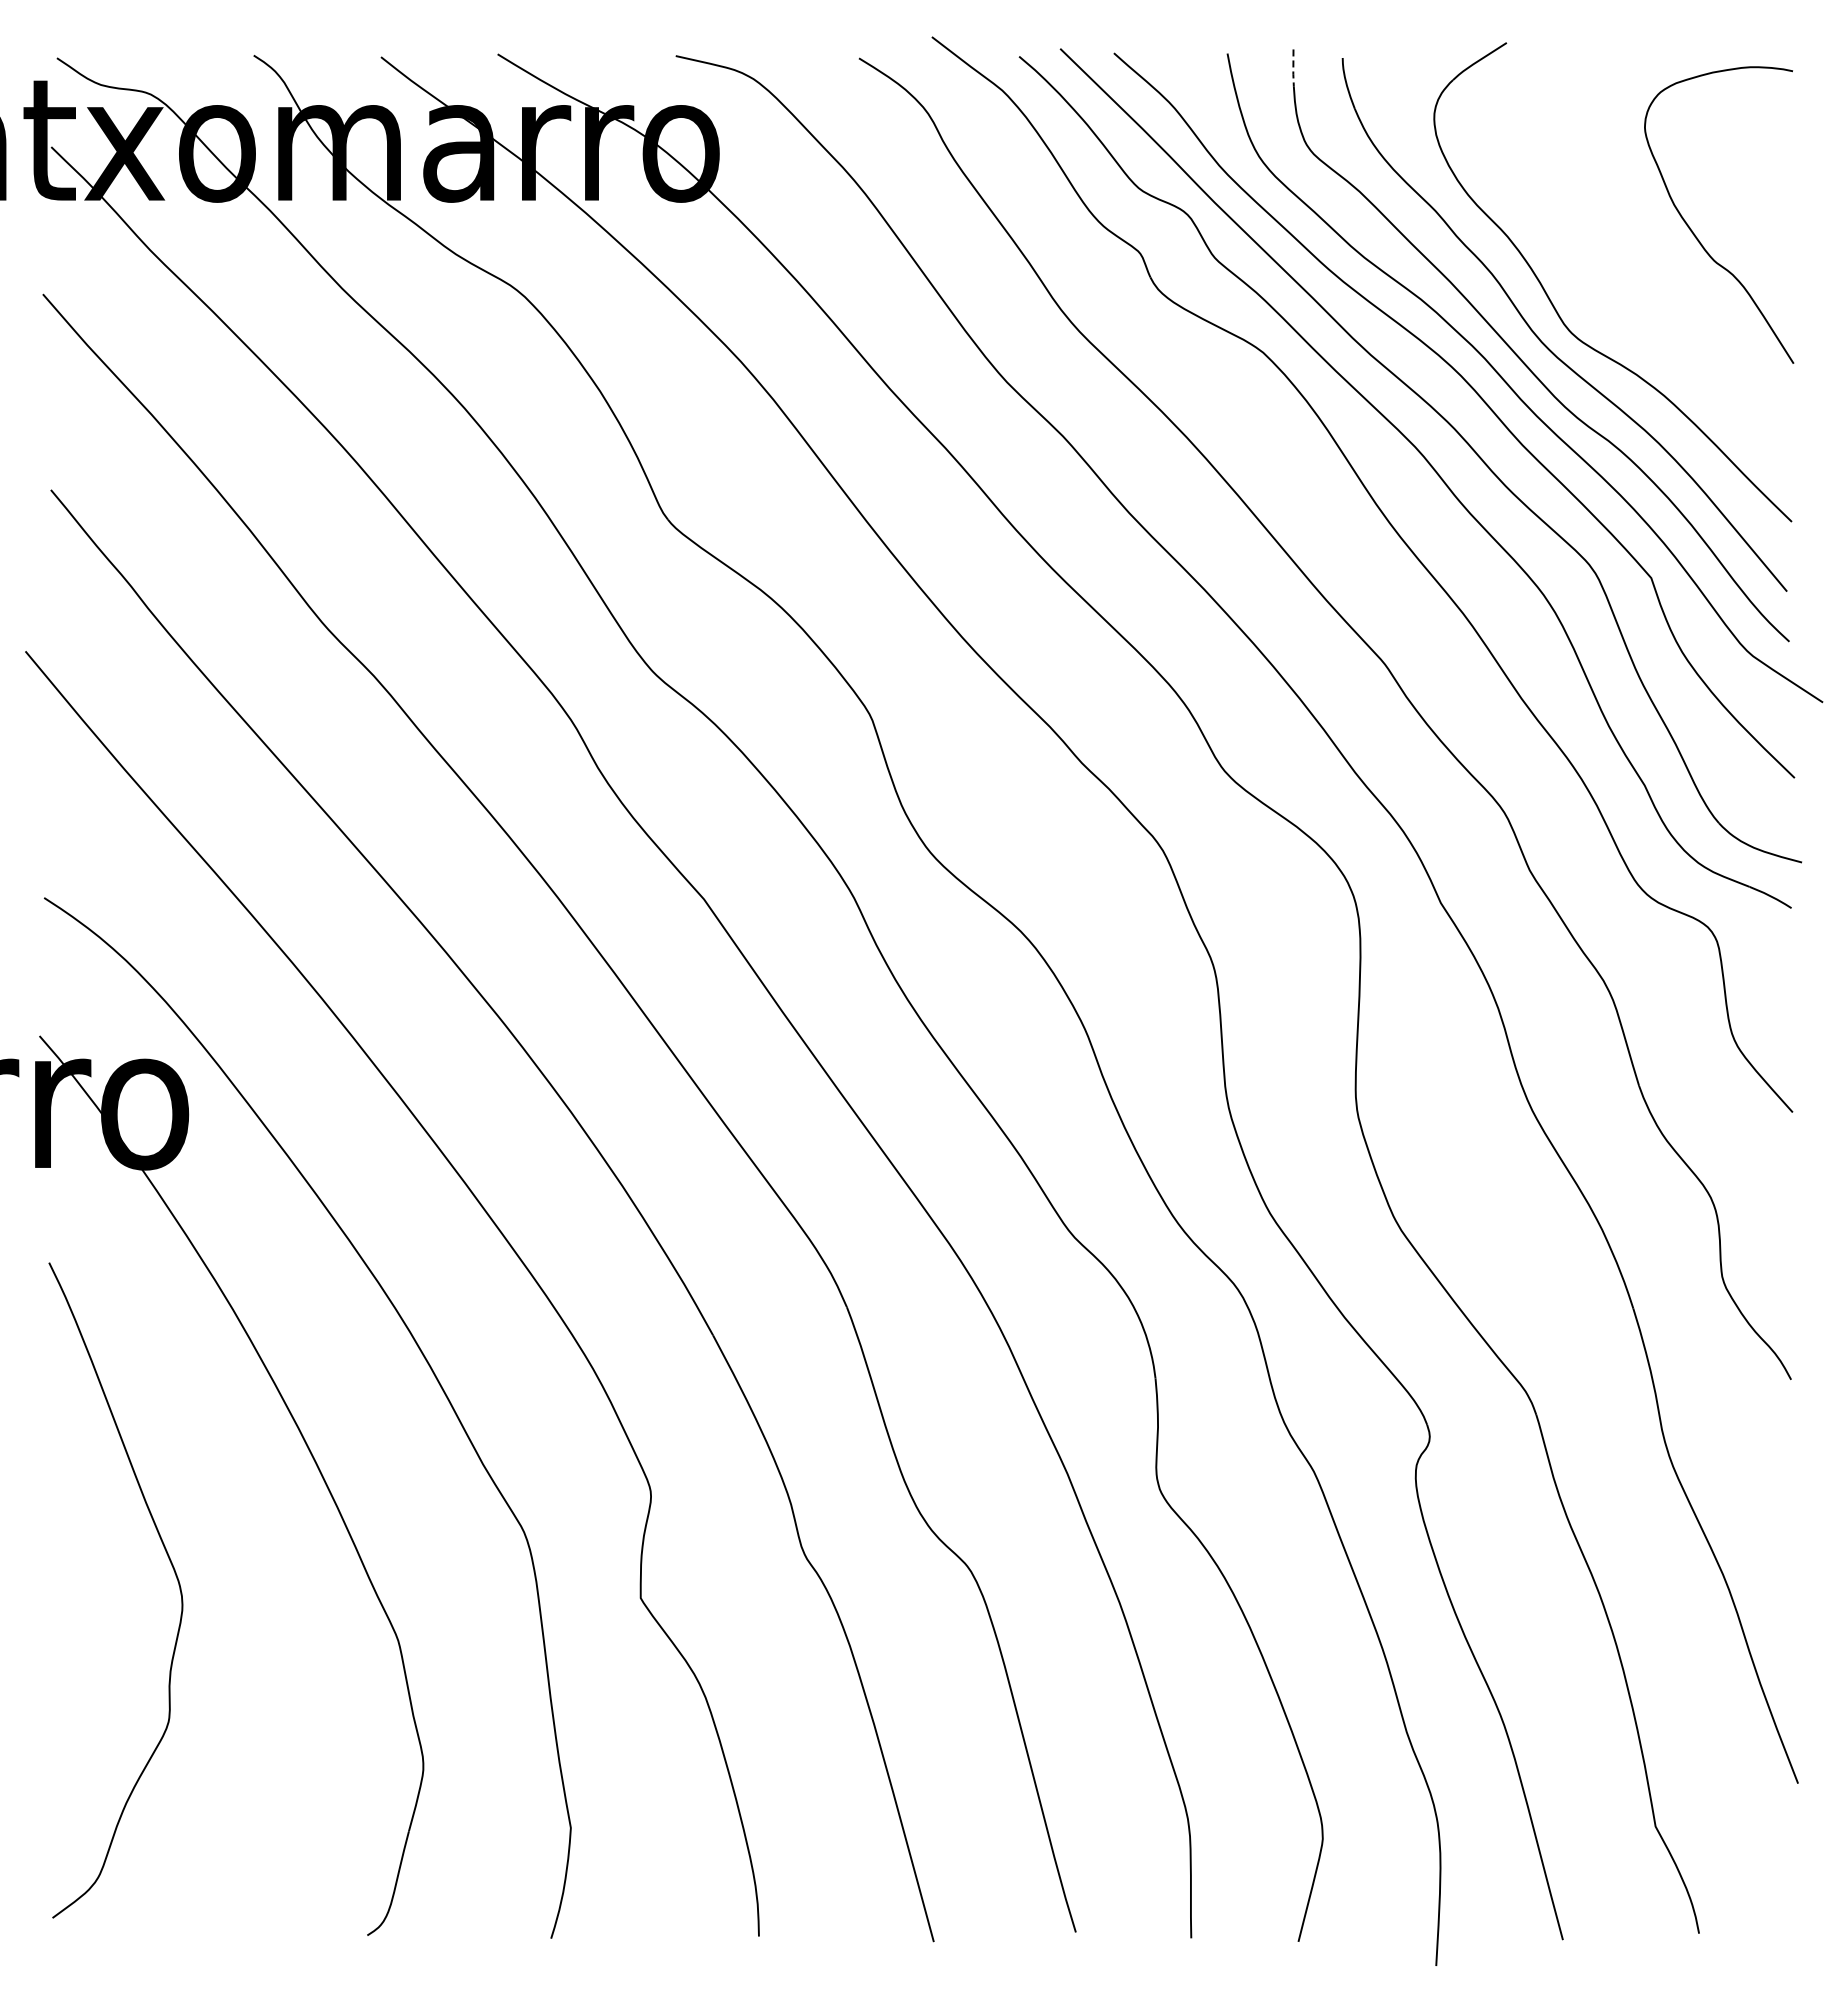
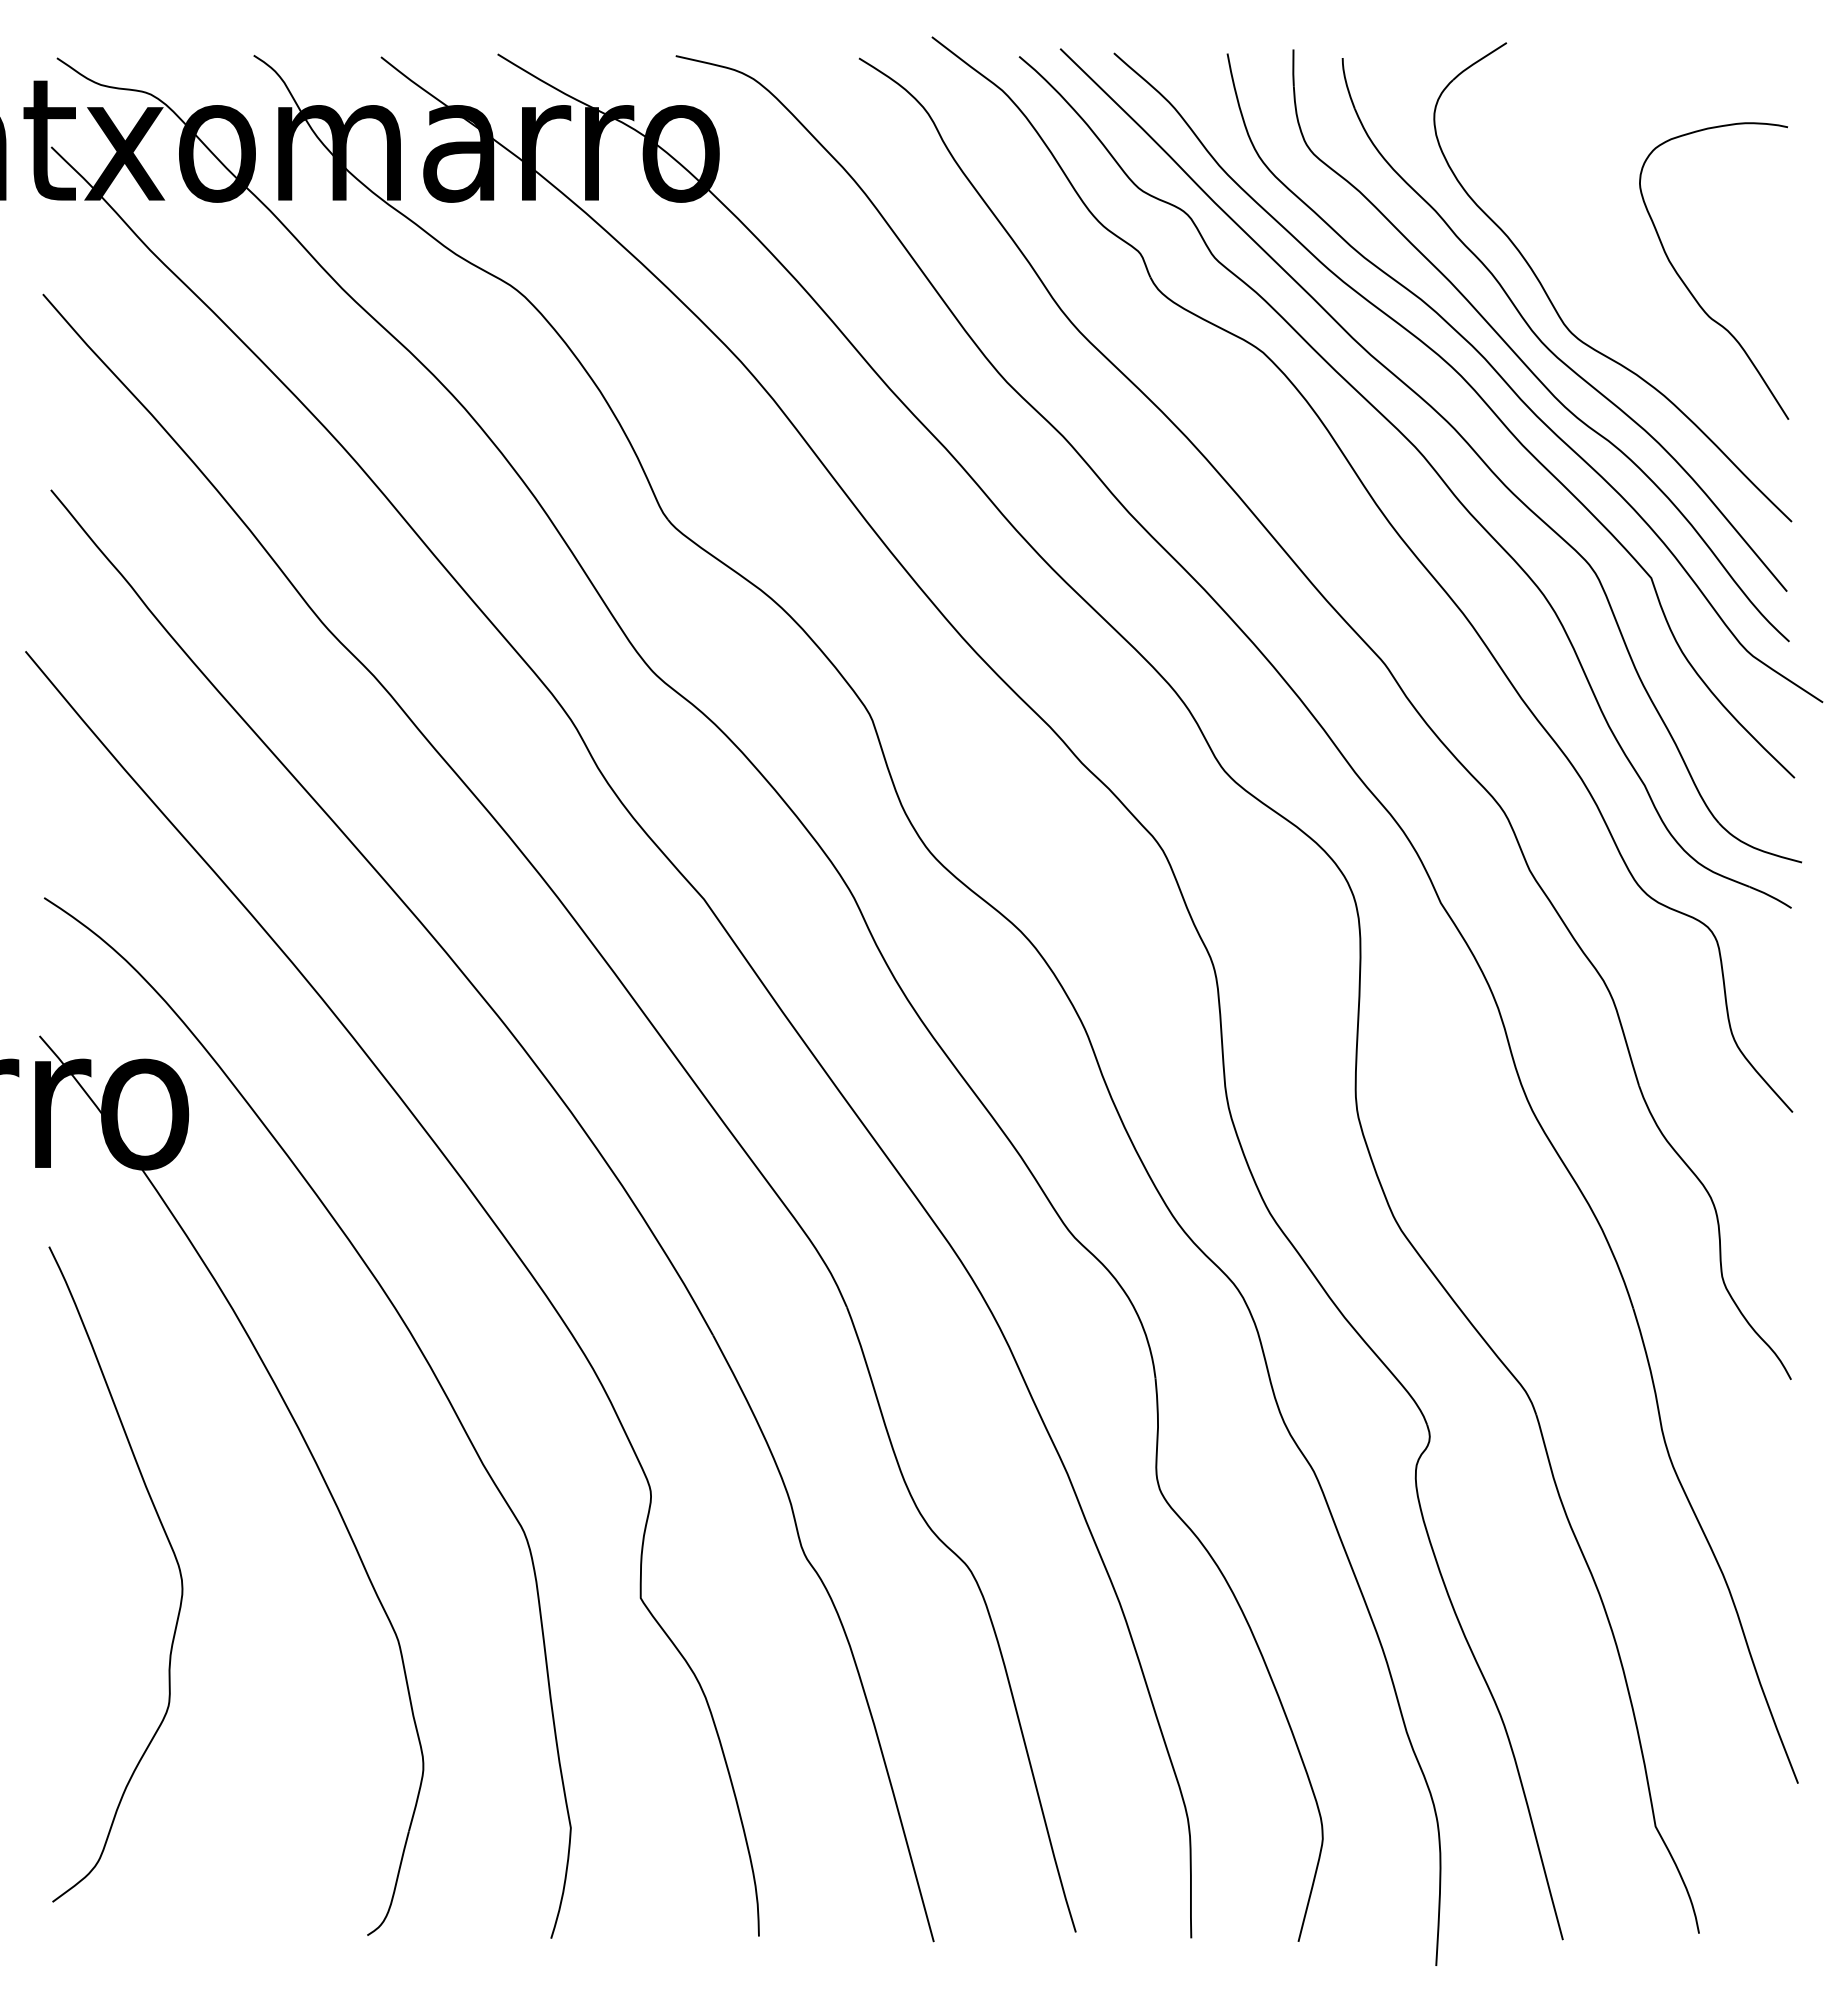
line: dashed -> solid (1293, 69)
curve position: (1693, 231) -> (1688, 287) (1688, 287)
curve position: (172, 1568) -> (172, 1552) (172, 1552)
